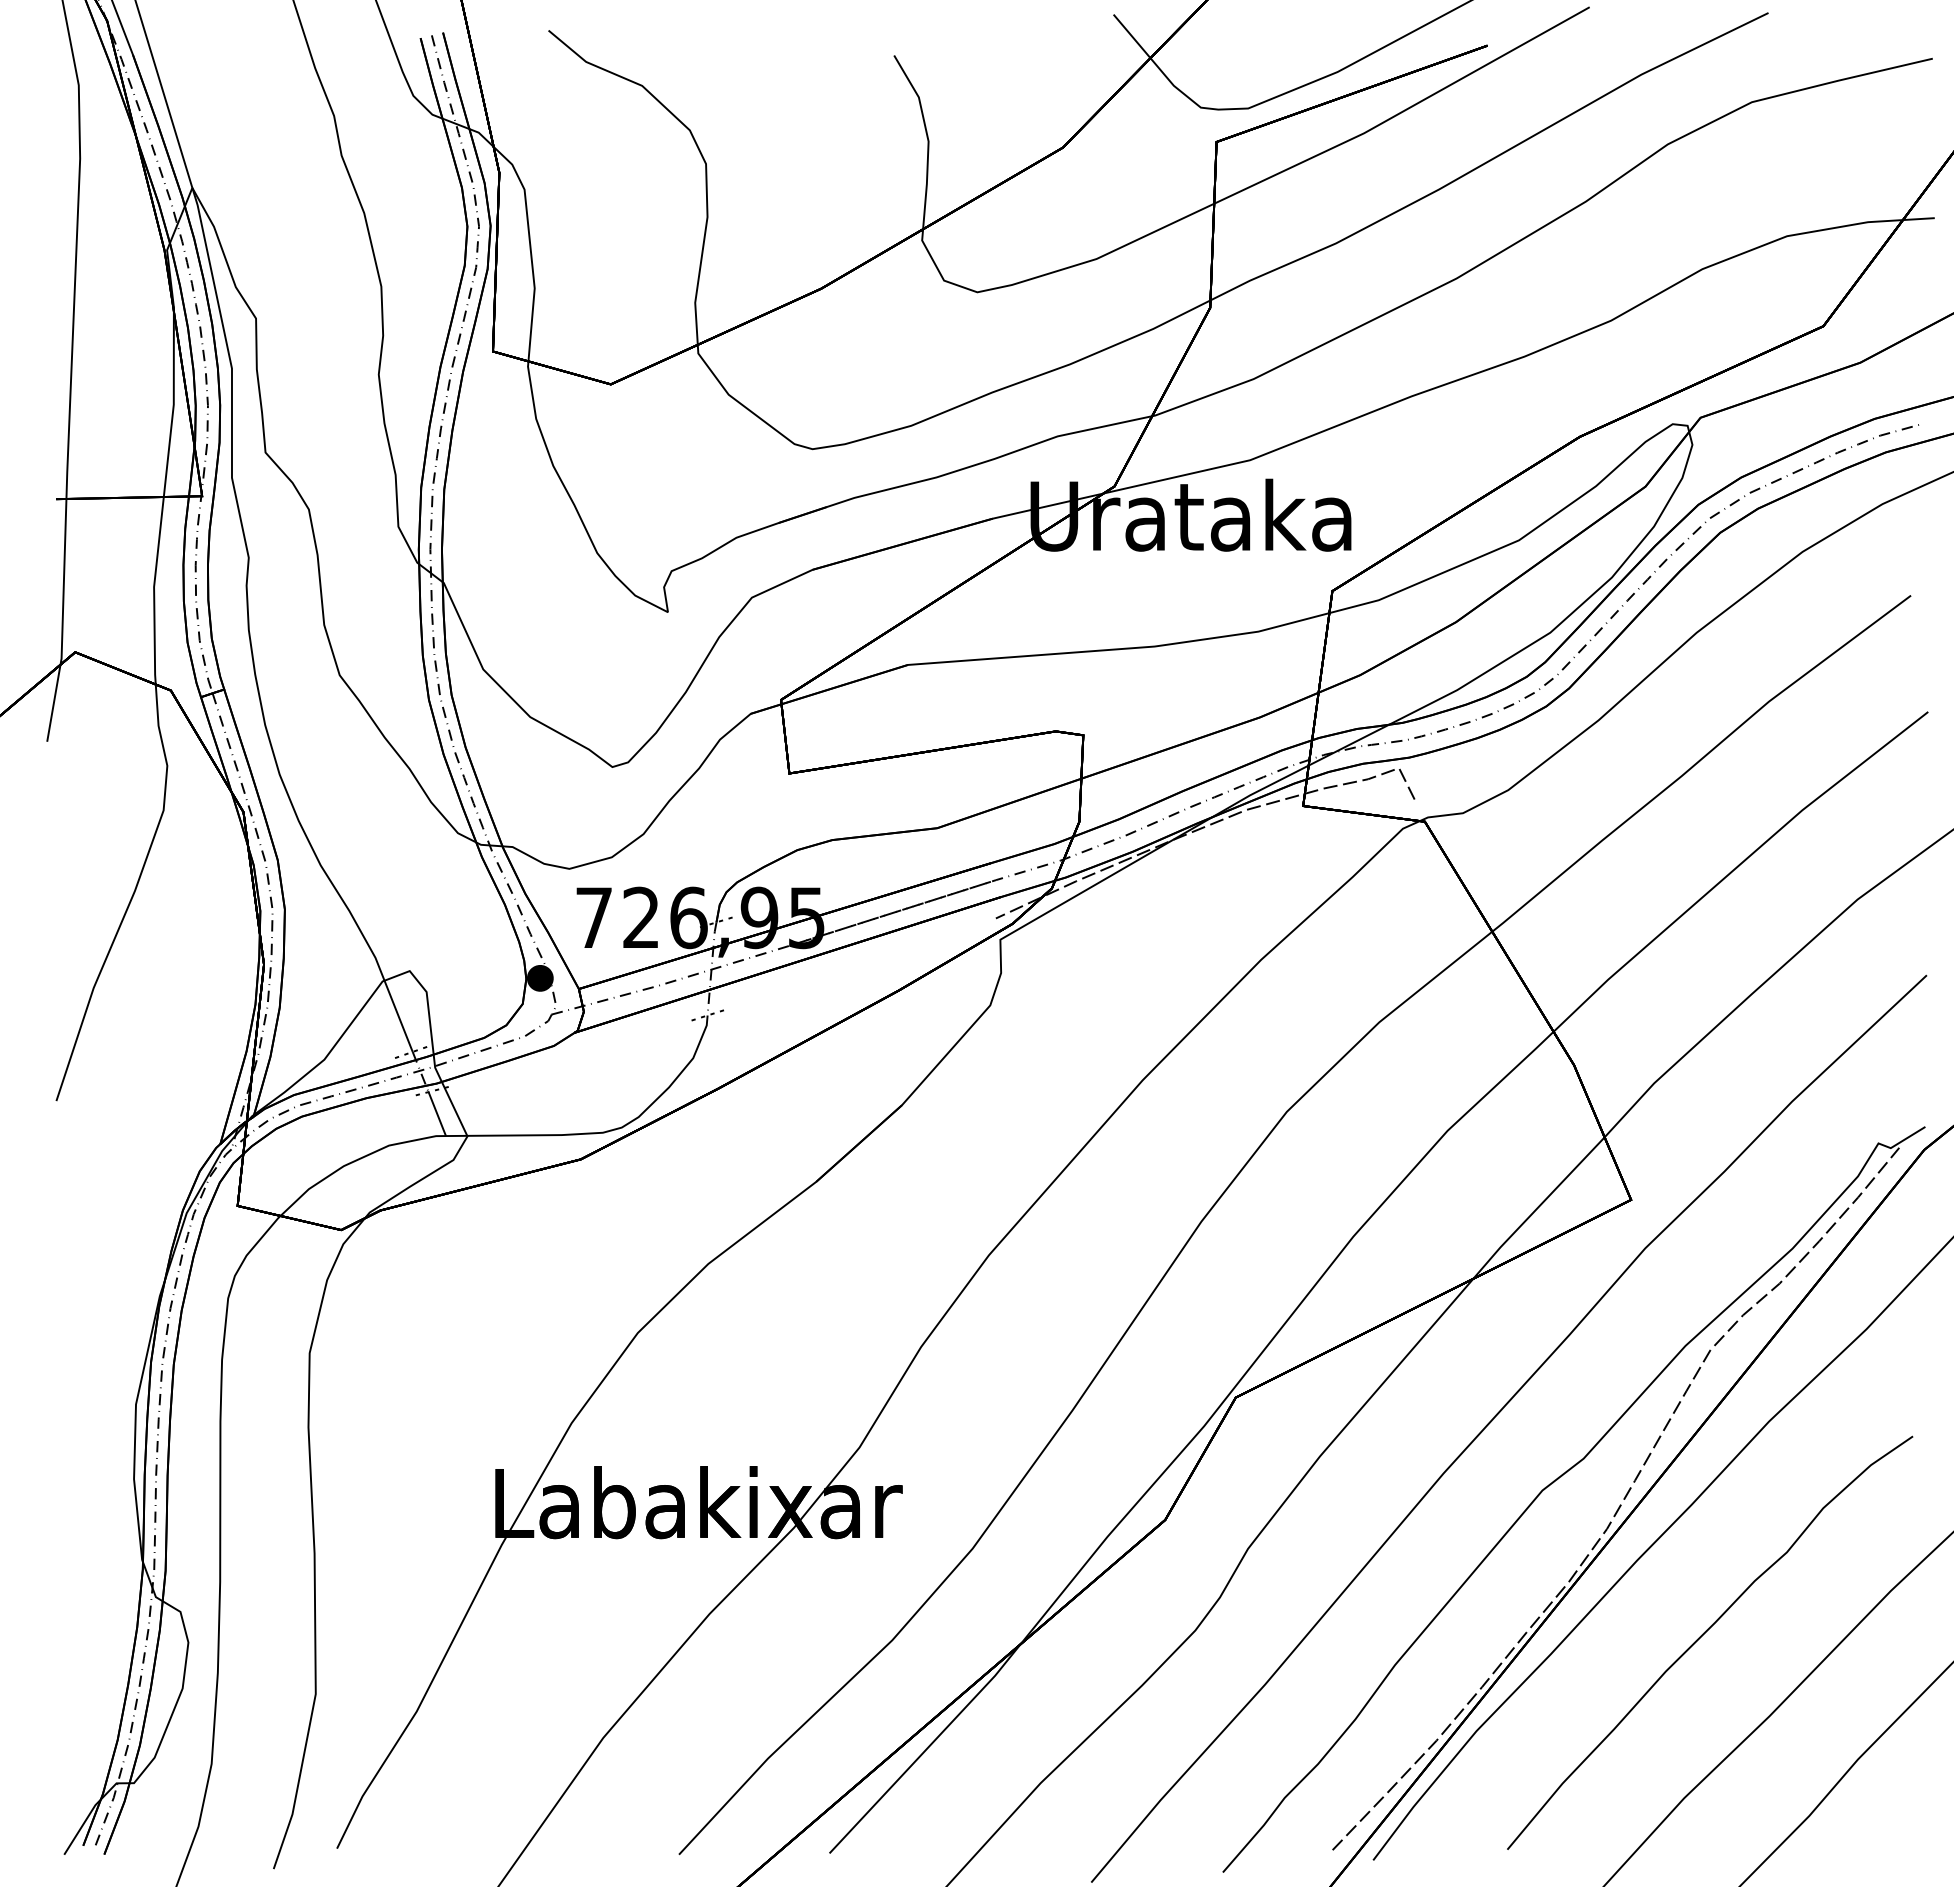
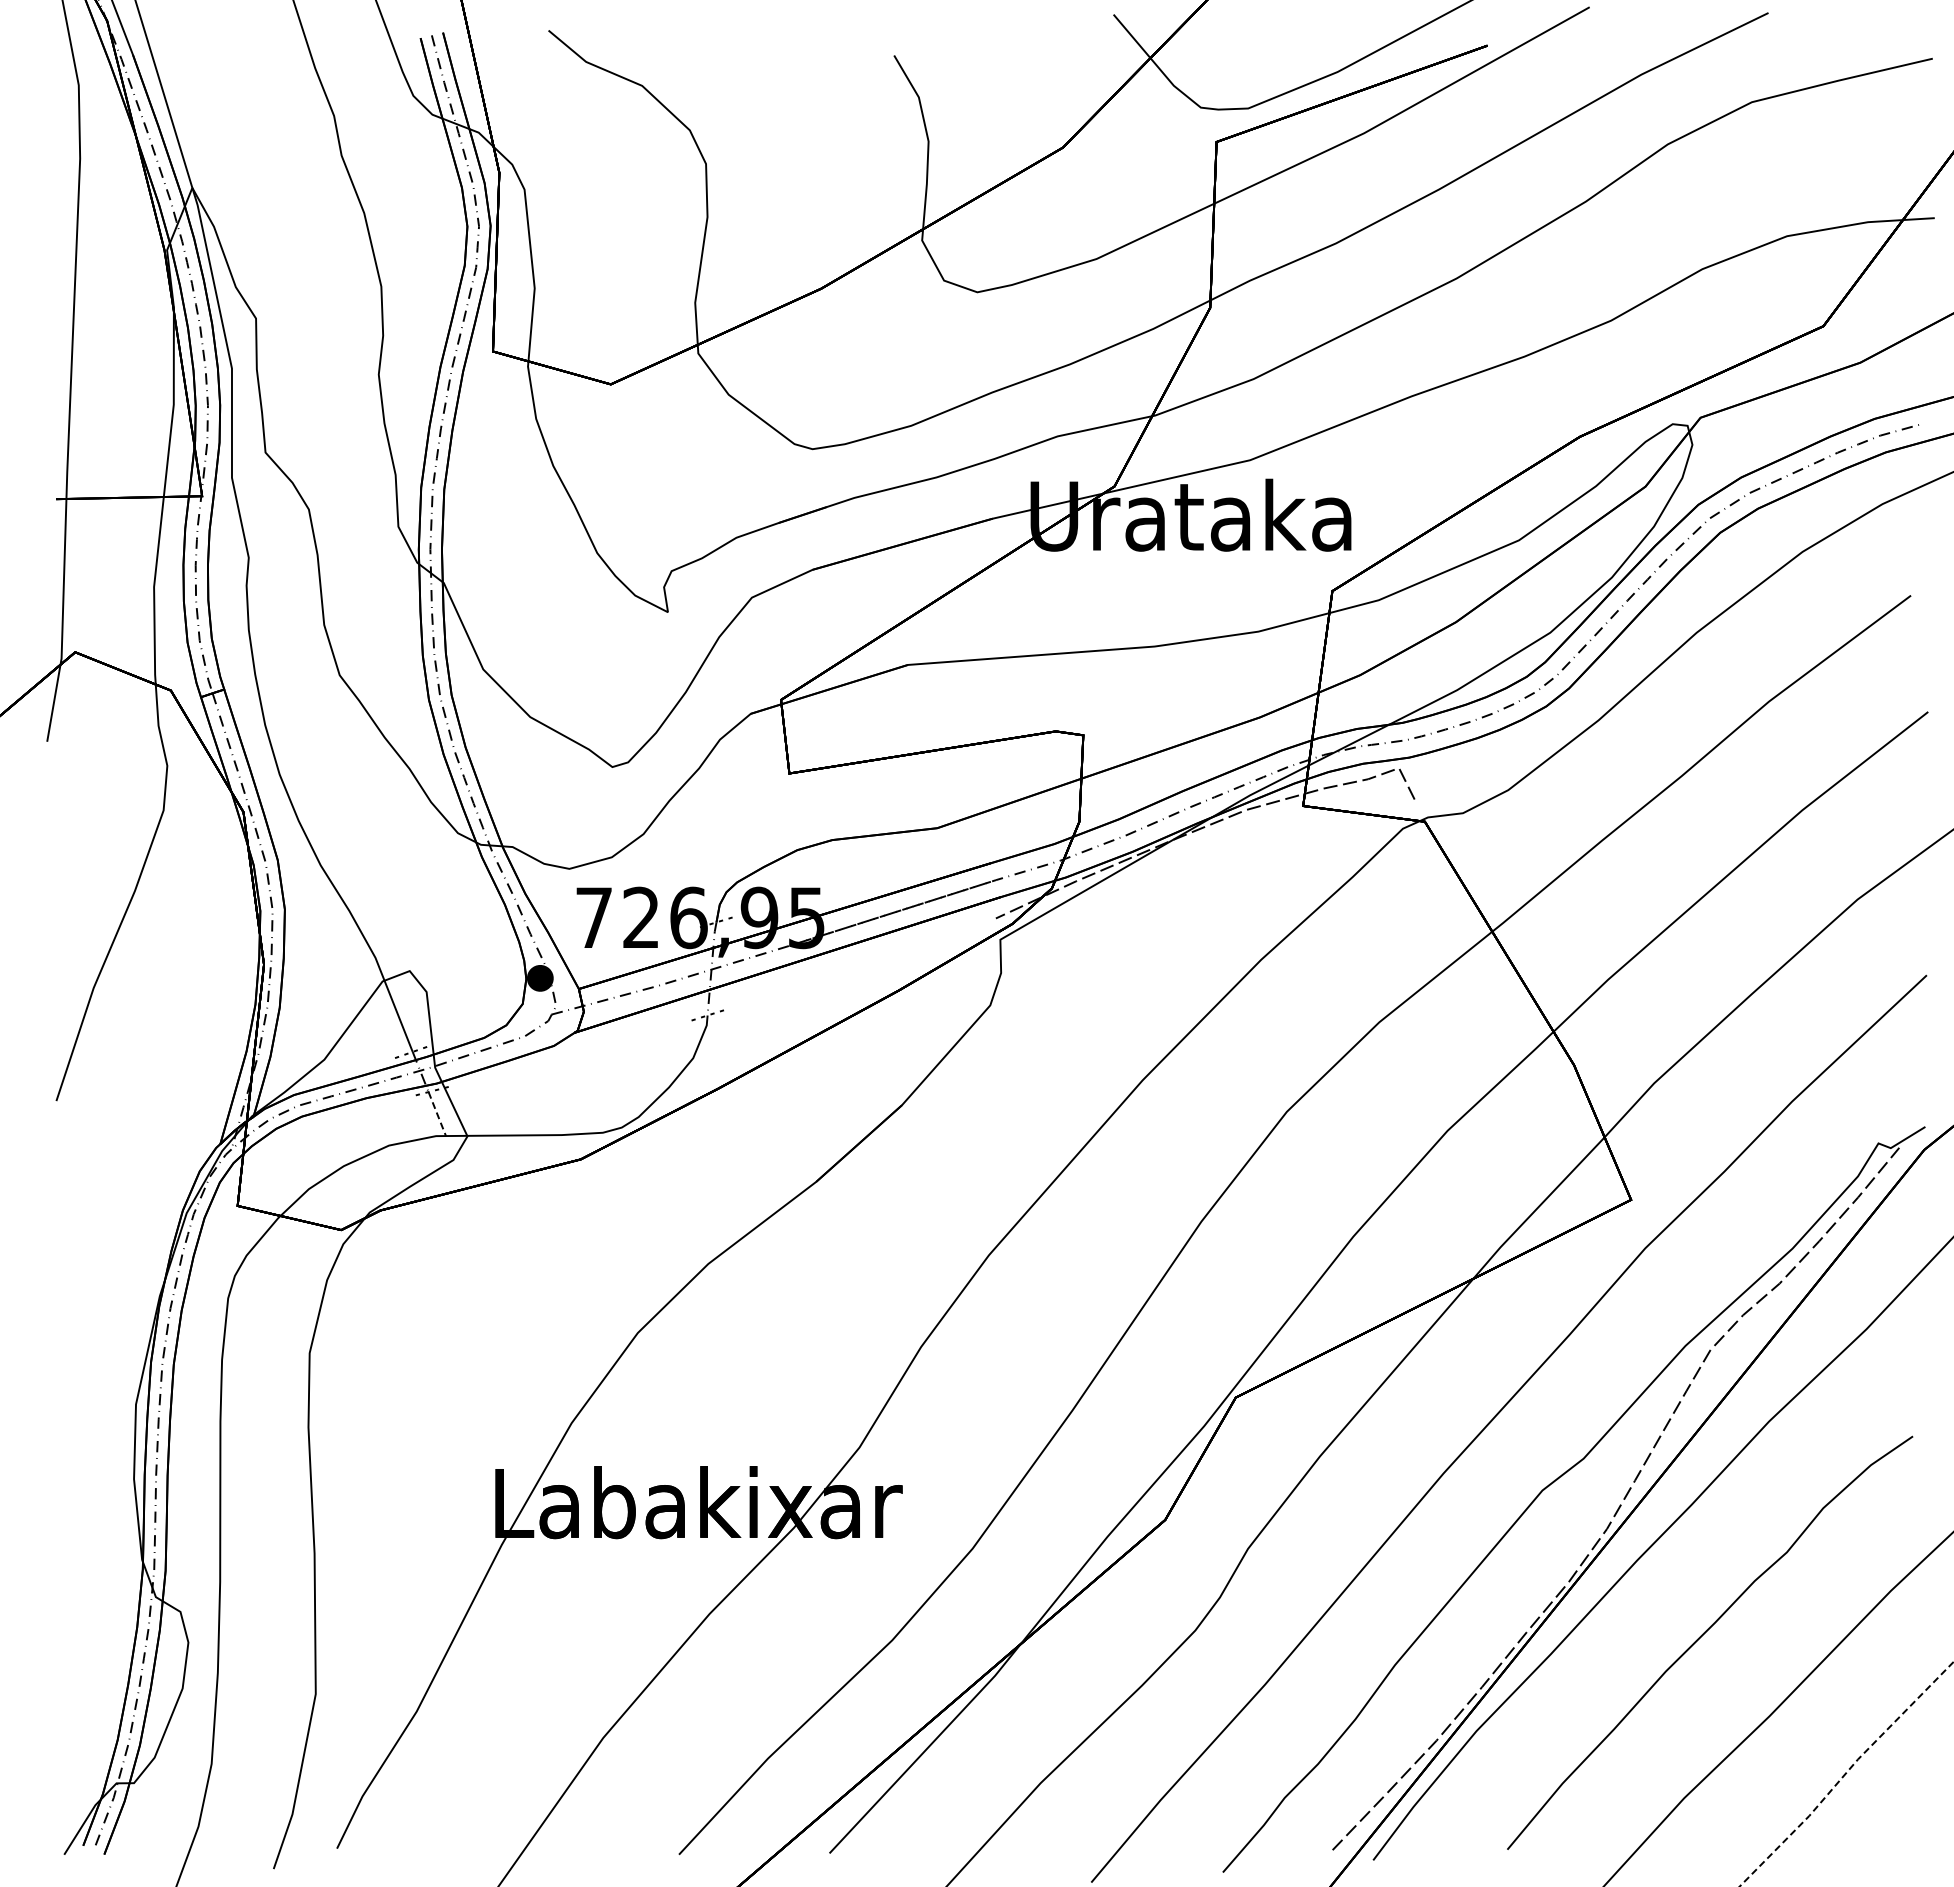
line: solid -> dashed (437, 1114)
line: solid -> dashed (1846, 1773)
